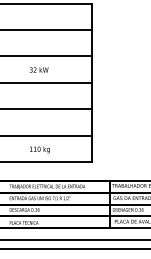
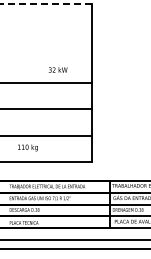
line: solid -> dashed (45, 3)
line: present -> none (46, 29)
line: present -> none (46, 56)
text position: (38, 69) -> (57, 69) (57, 69)
text position: (39, 149) -> (27, 147) (27, 147)
